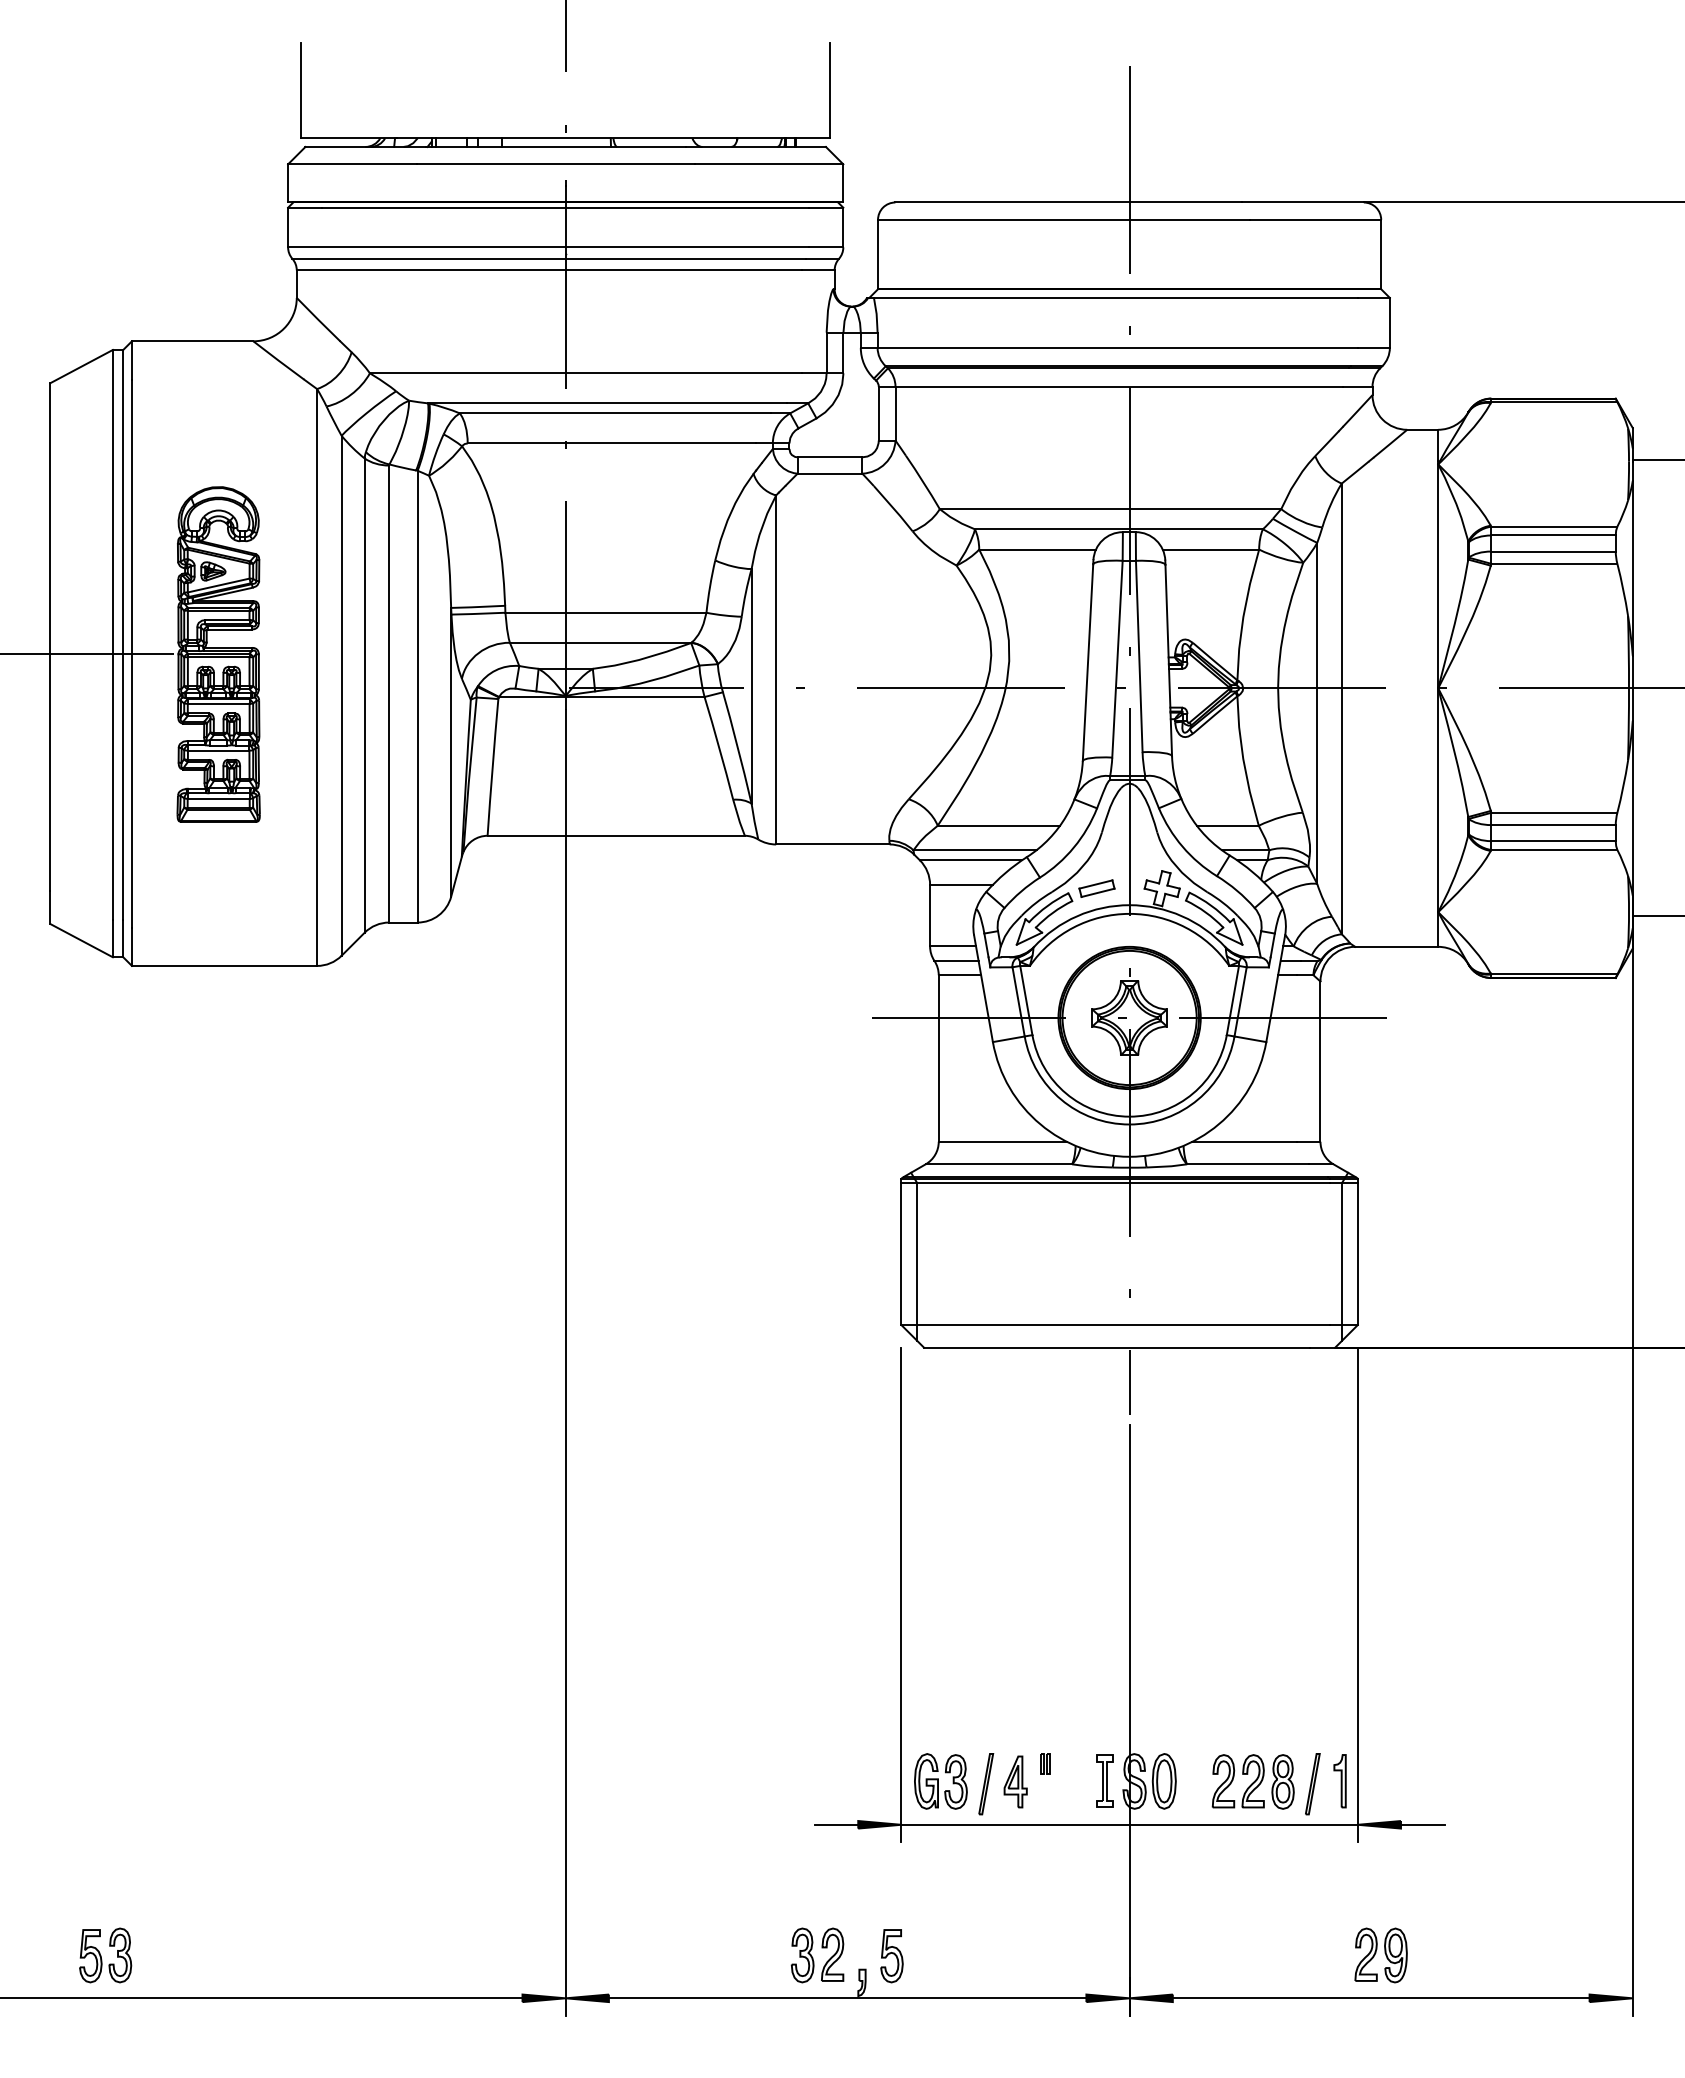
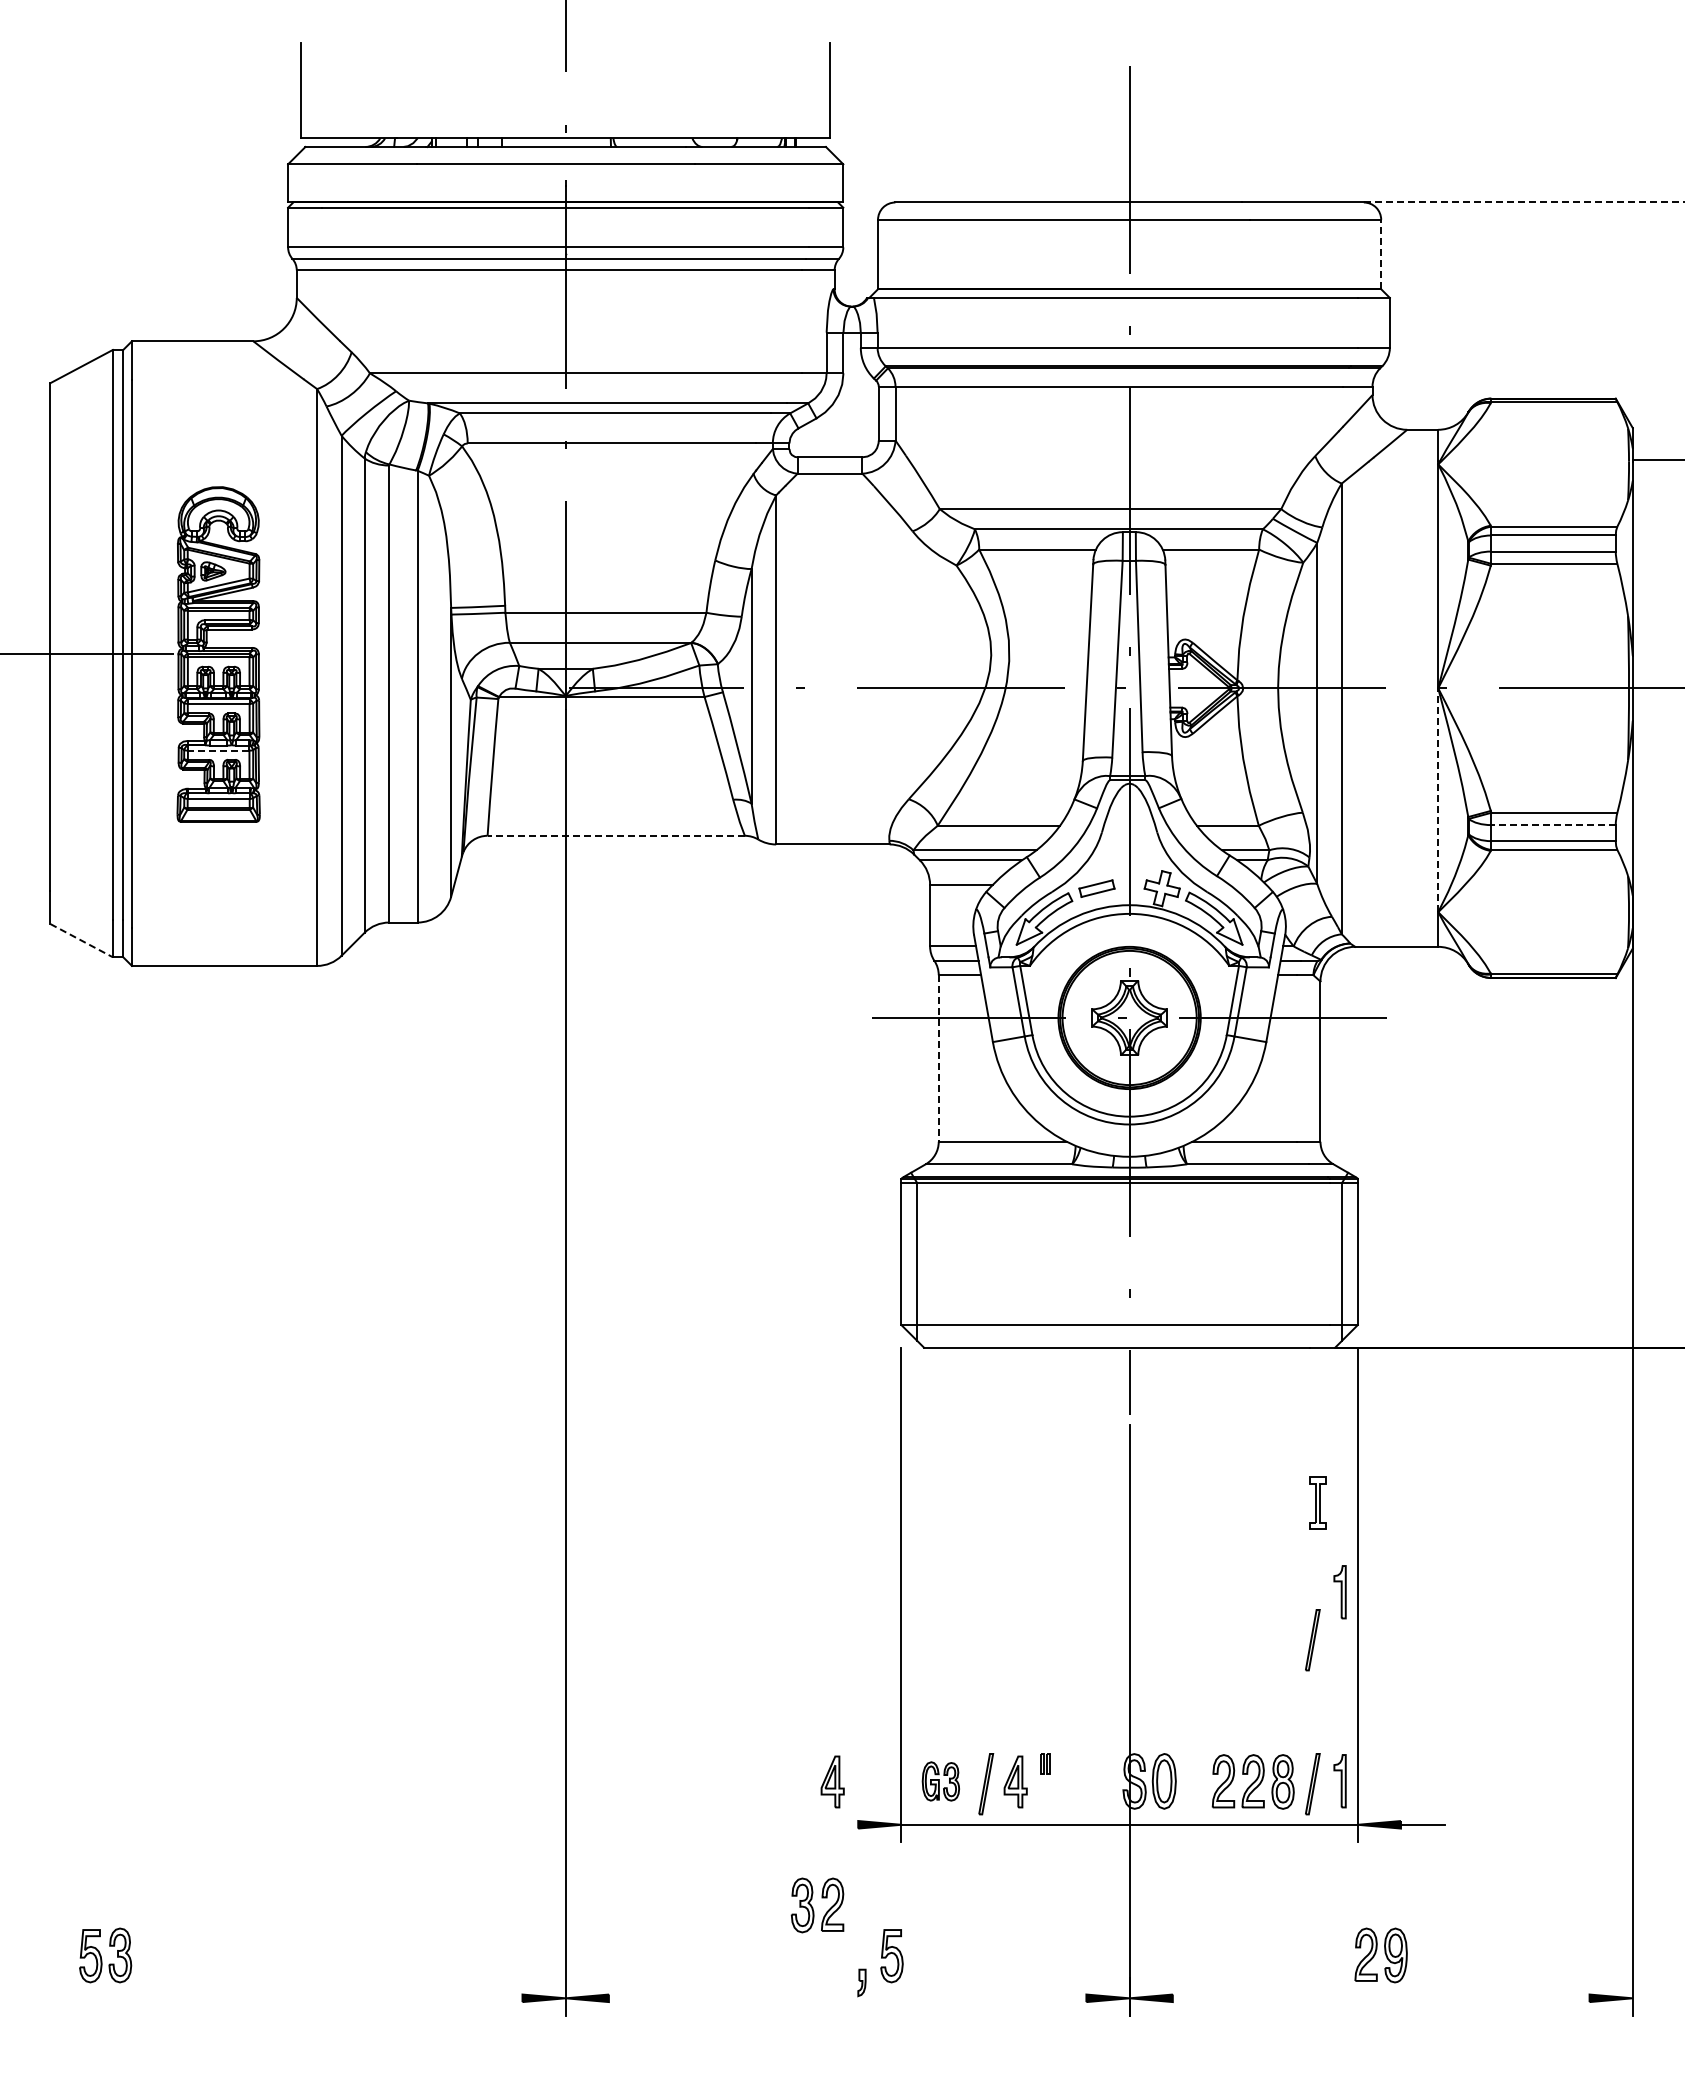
line: solid -> dashed (1524, 202)
line: solid -> dashed (1381, 254)
line: solid -> dashed (218, 750)
line: solid -> dashed (1438, 800)
line: solid -> dashed (1553, 825)
line: solid -> dashed (616, 835)
line: present -> none (1656, 916)
line: solid -> dashed (82, 940)
line: solid -> dashed (938, 1059)
part: none -> present (1339, 1592)
part: none -> present (1312, 1640)
part position: (1104, 1780) -> (1317, 1502) (1317, 1502)
part: none -> present (832, 1781)
part size: 54x57 px -> 39x41 px (940, 1781)
line: present -> none (836, 1824)
part position: (817, 1955) -> (817, 1905) (817, 1905)
line: present -> none (262, 1998)
line: present -> none (847, 1998)
line: present -> none (1380, 1998)
